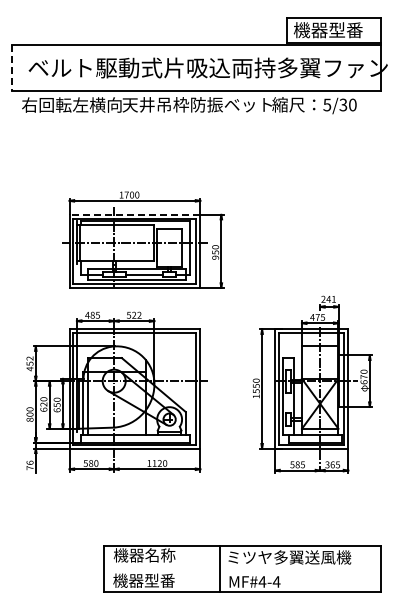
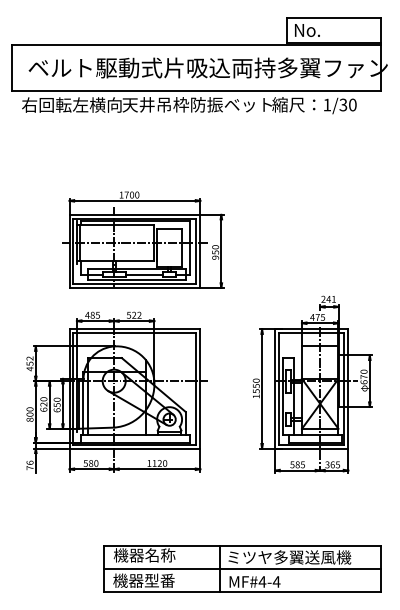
text: 機器型番 -> No. (327, 30)
line: dashed -> solid (12, 68)
text: 5/30 -> 1/30 (327, 104)
line: dashed -> solid (134, 214)
line: none -> present (242, 568)
